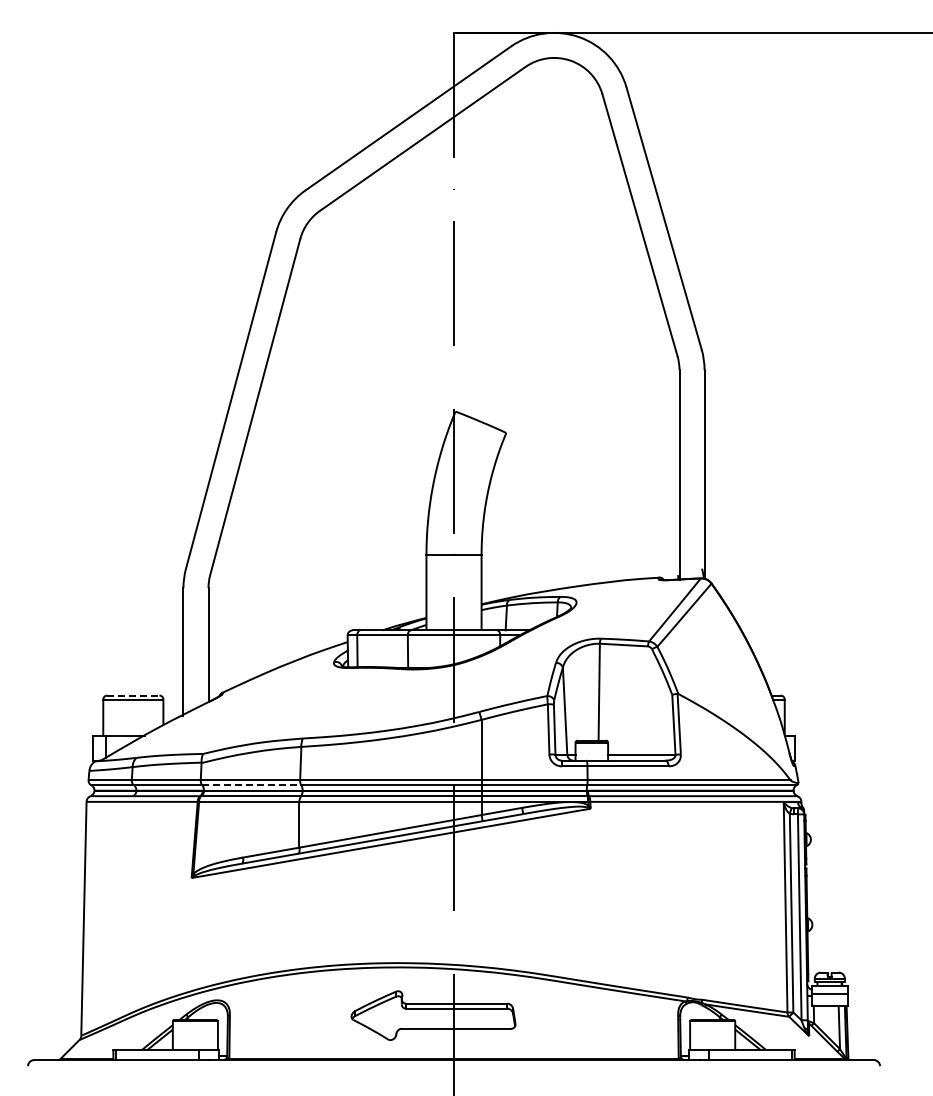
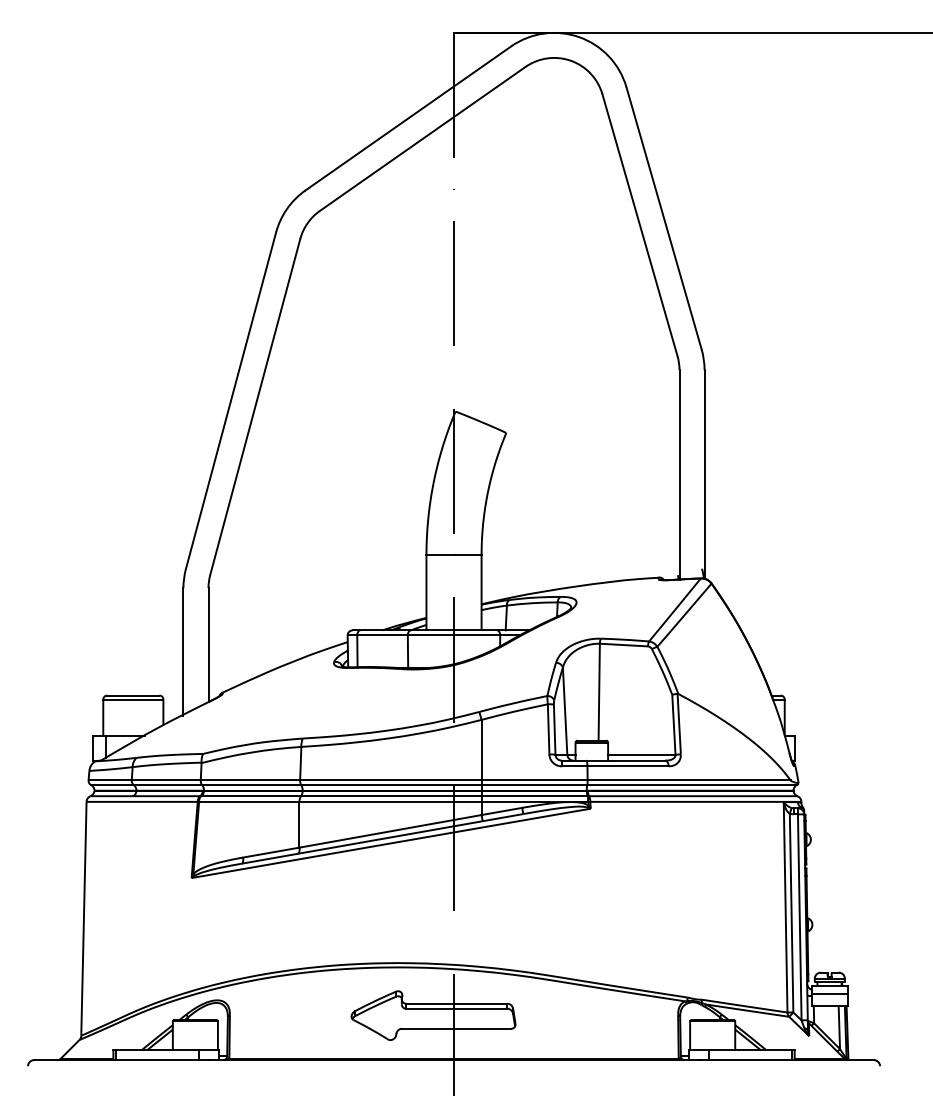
line: dashed -> solid (133, 695)
line: dashed -> solid (251, 785)
